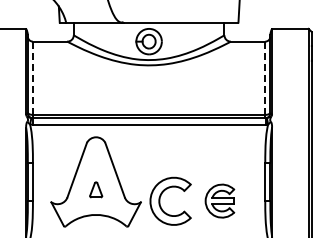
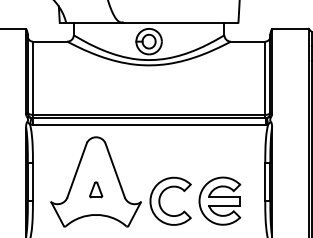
line: dashed -> solid (32, 78)
line: dashed -> solid (265, 78)
part size: 32x36 px -> 44x50 px (219, 200)
